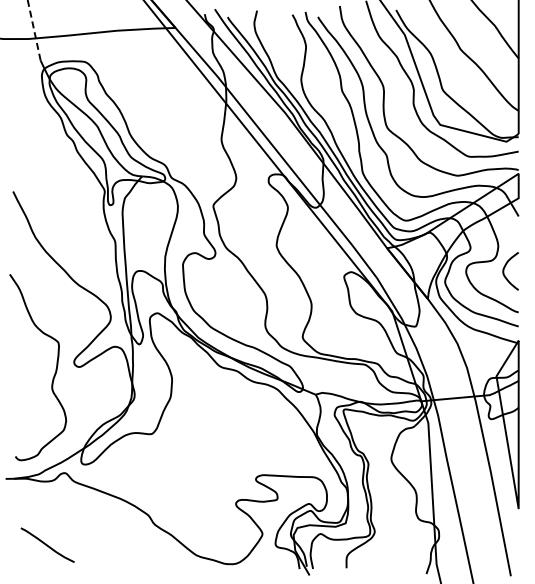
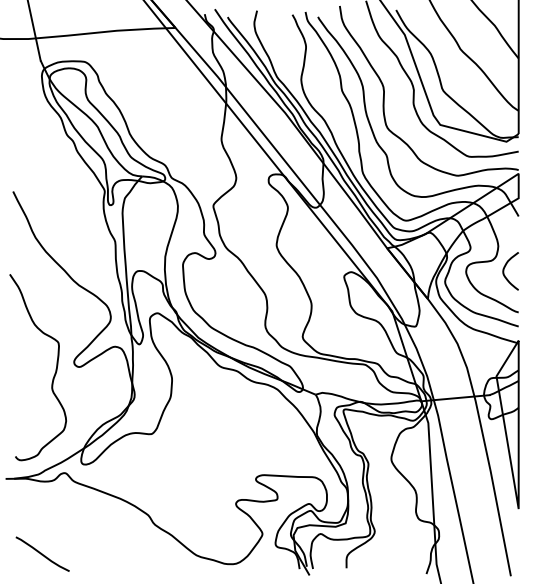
line: dashed -> solid (34, 30)
curve position: (47, 544) -> (42, 553) (42, 553)
